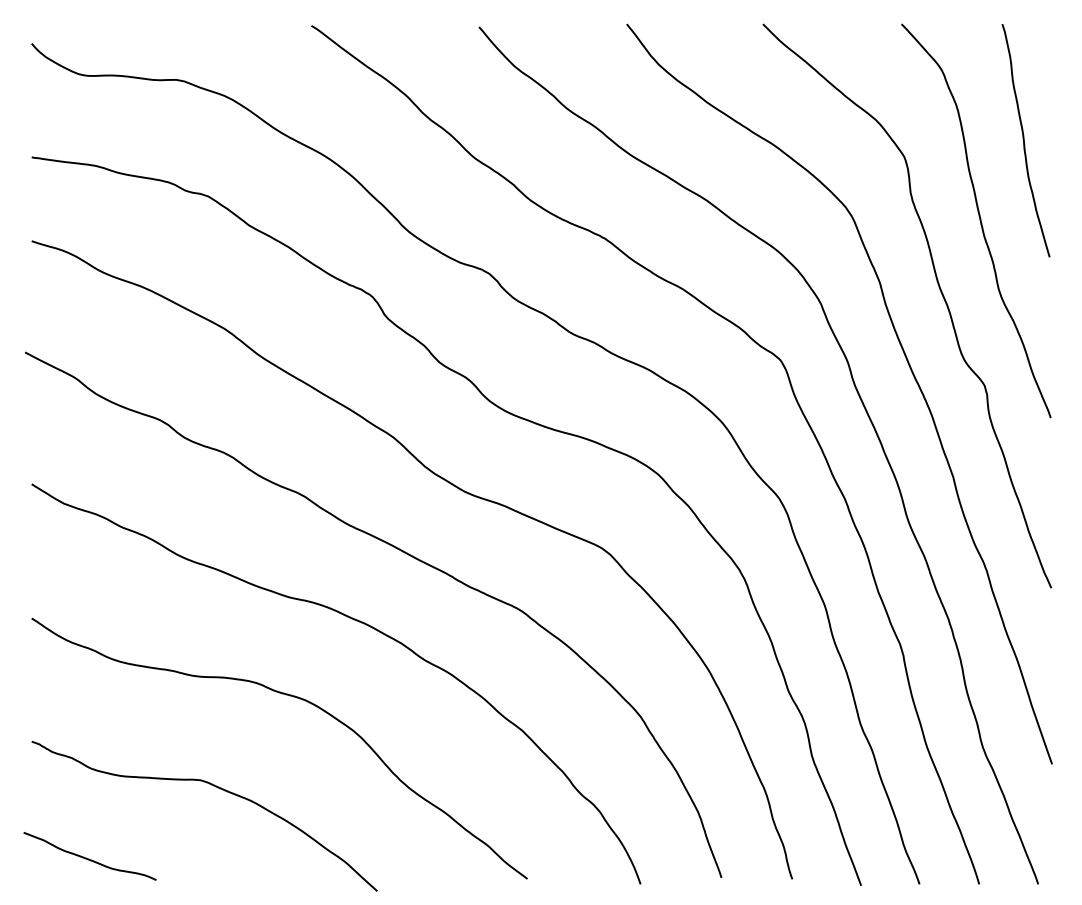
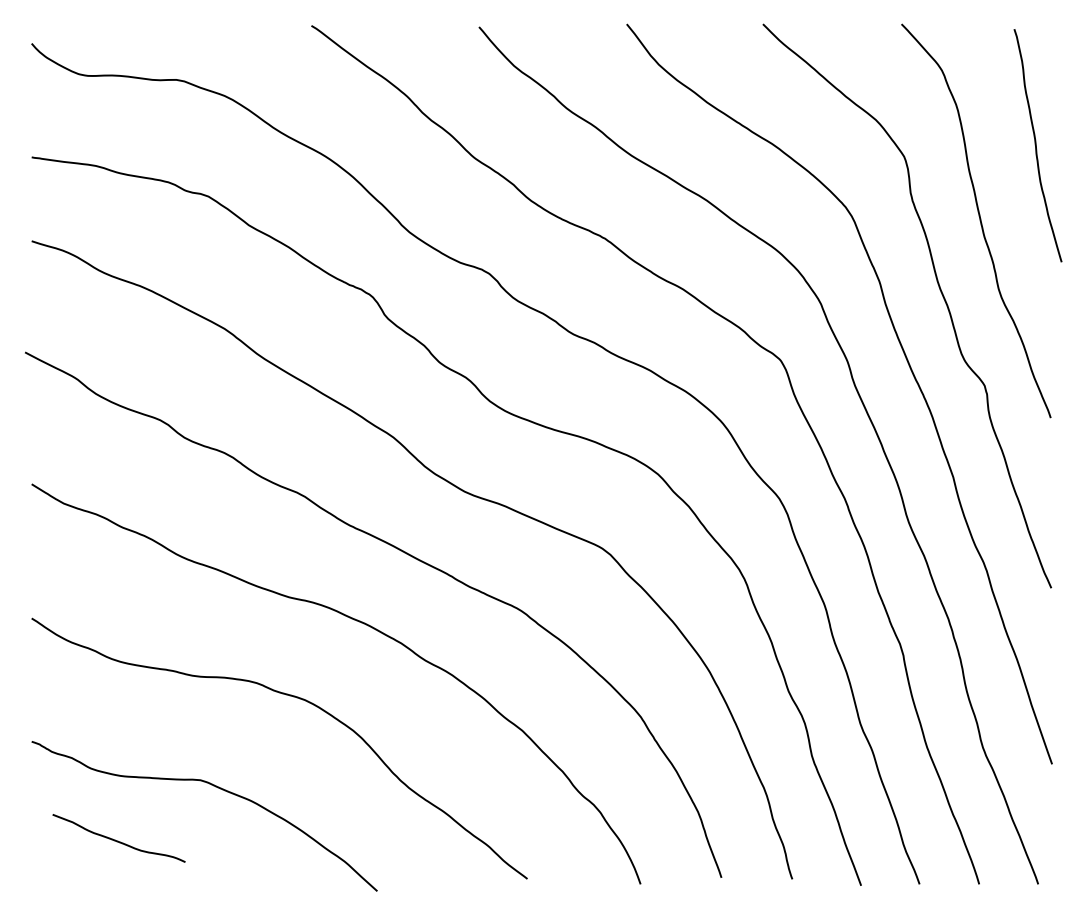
curve position: (1024, 140) -> (1036, 145) (1036, 145)
curve position: (89, 858) -> (118, 840) (118, 840)
